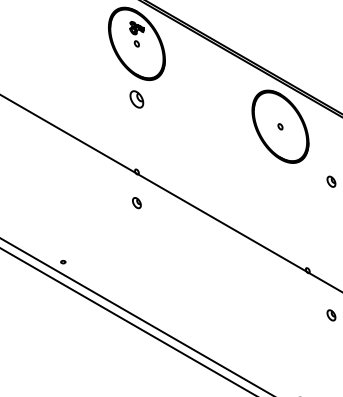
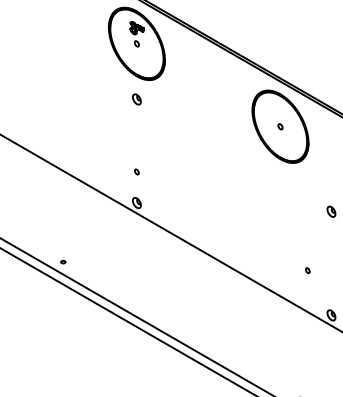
part size: 16x19 px -> 10x13 px (136, 99)
part position: (331, 181) -> (331, 211) (331, 211)
line position: (170, 192) -> (170, 232) (170, 232)
